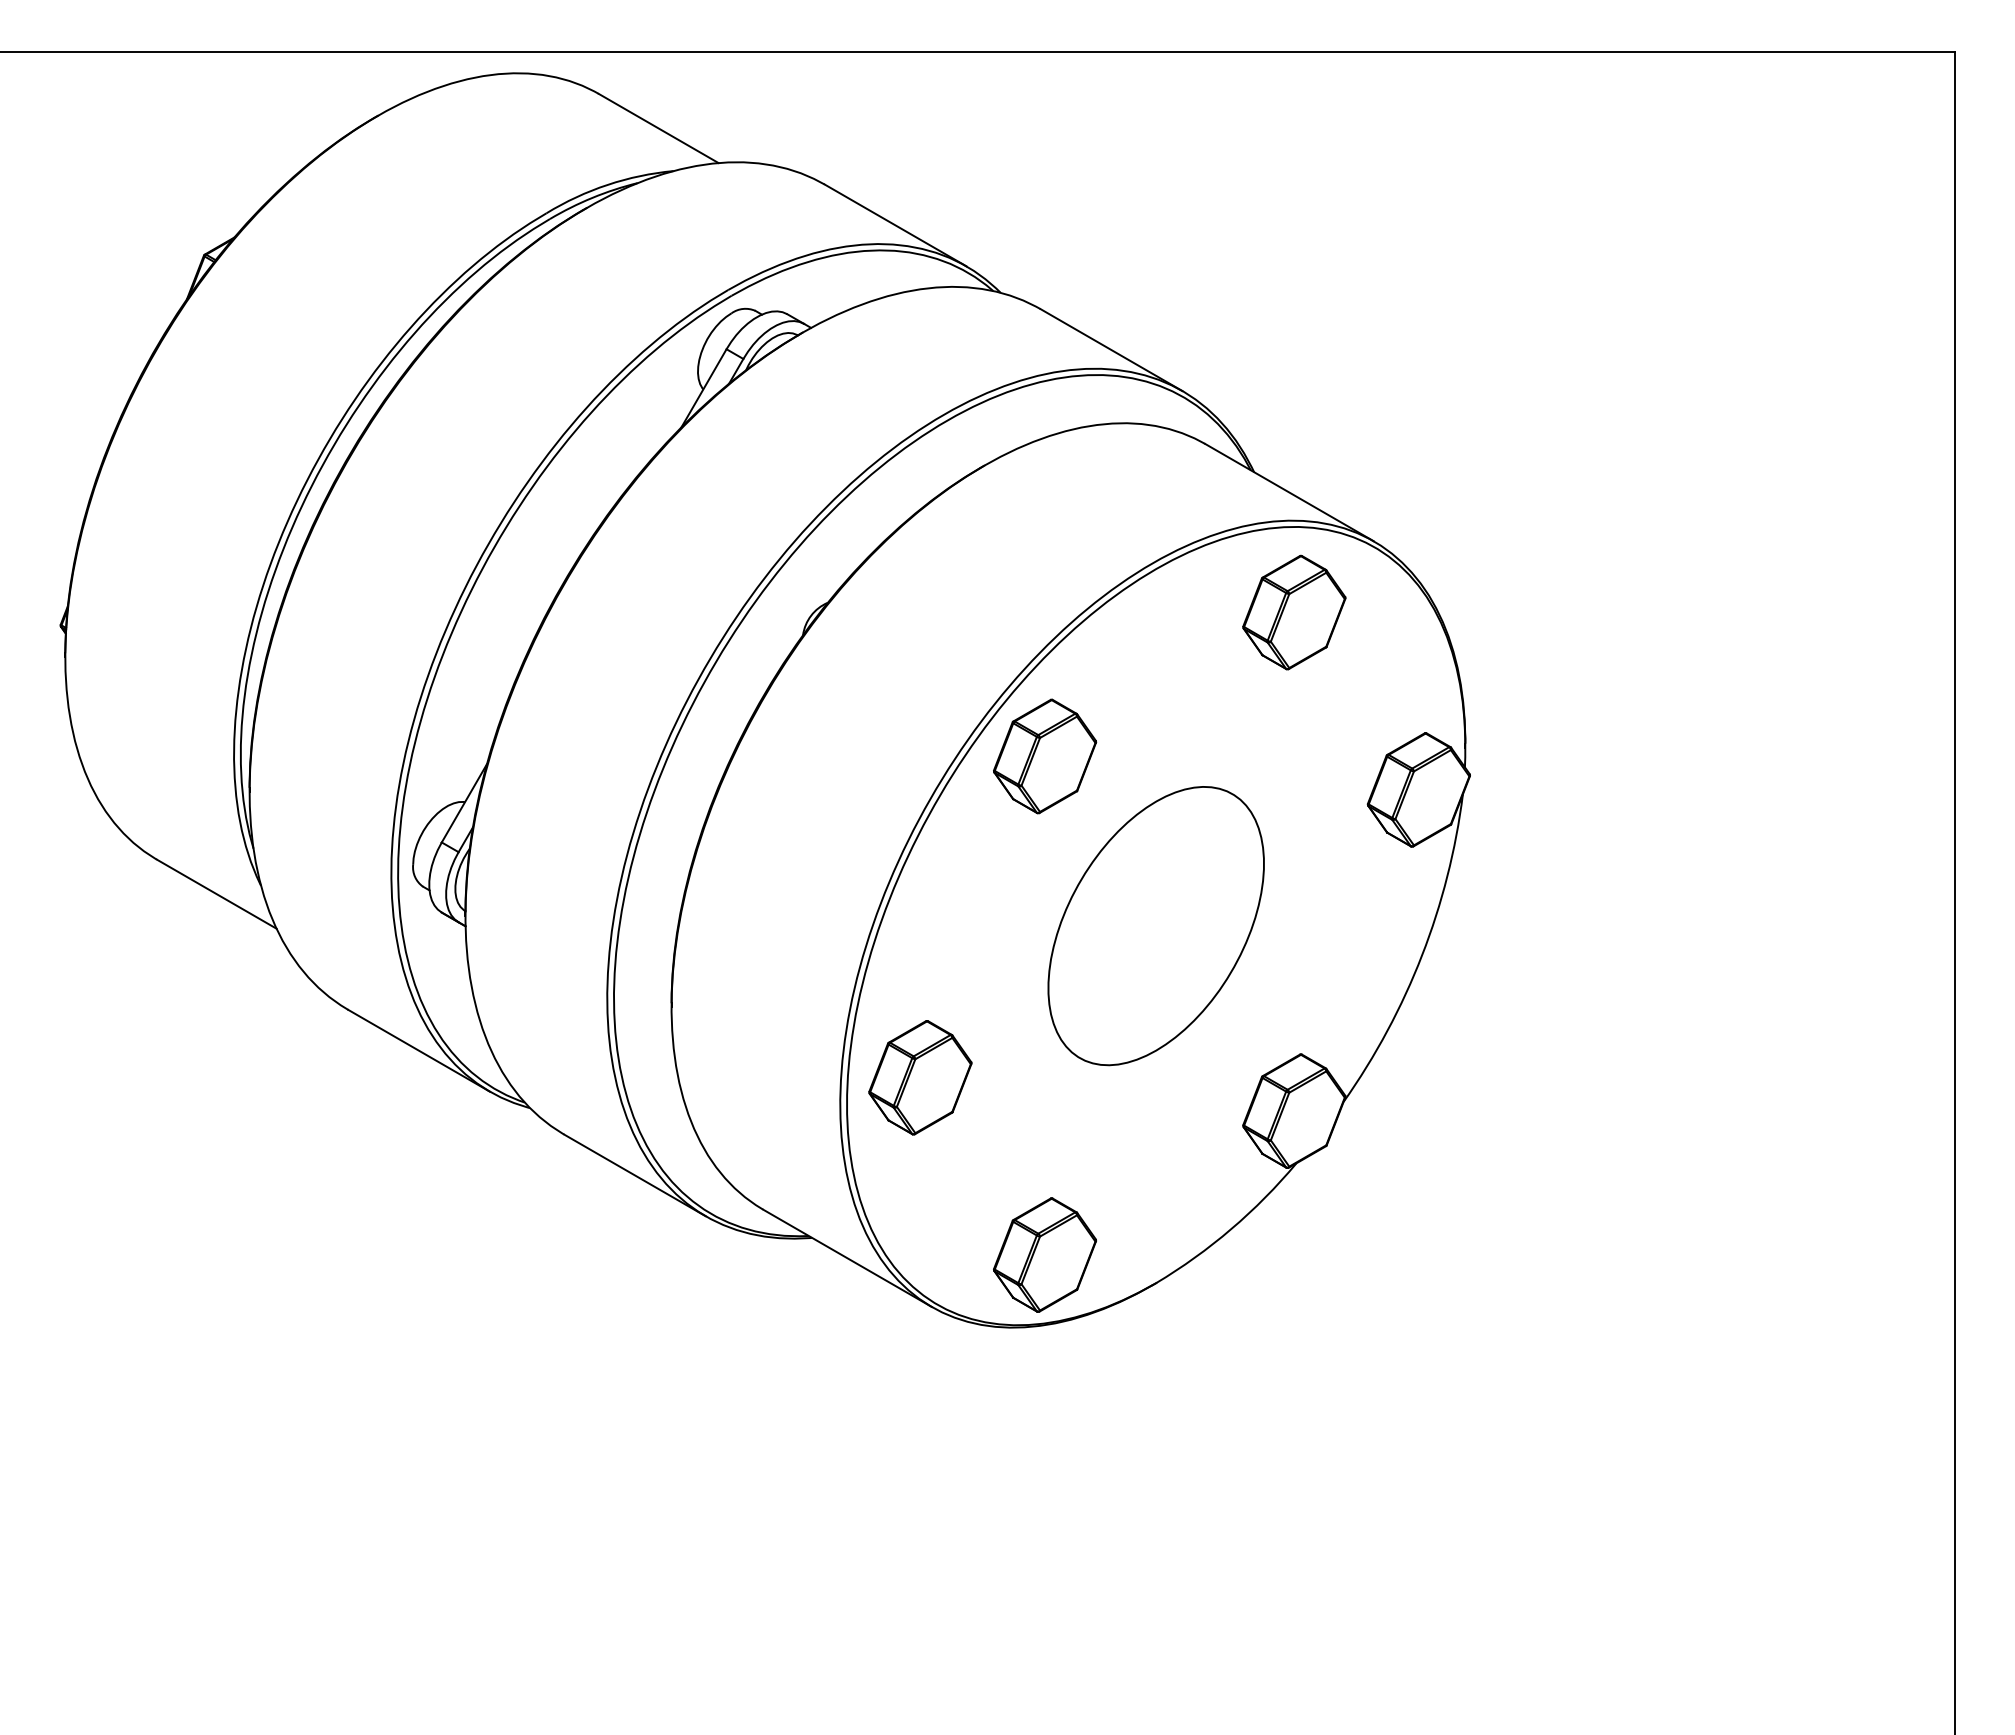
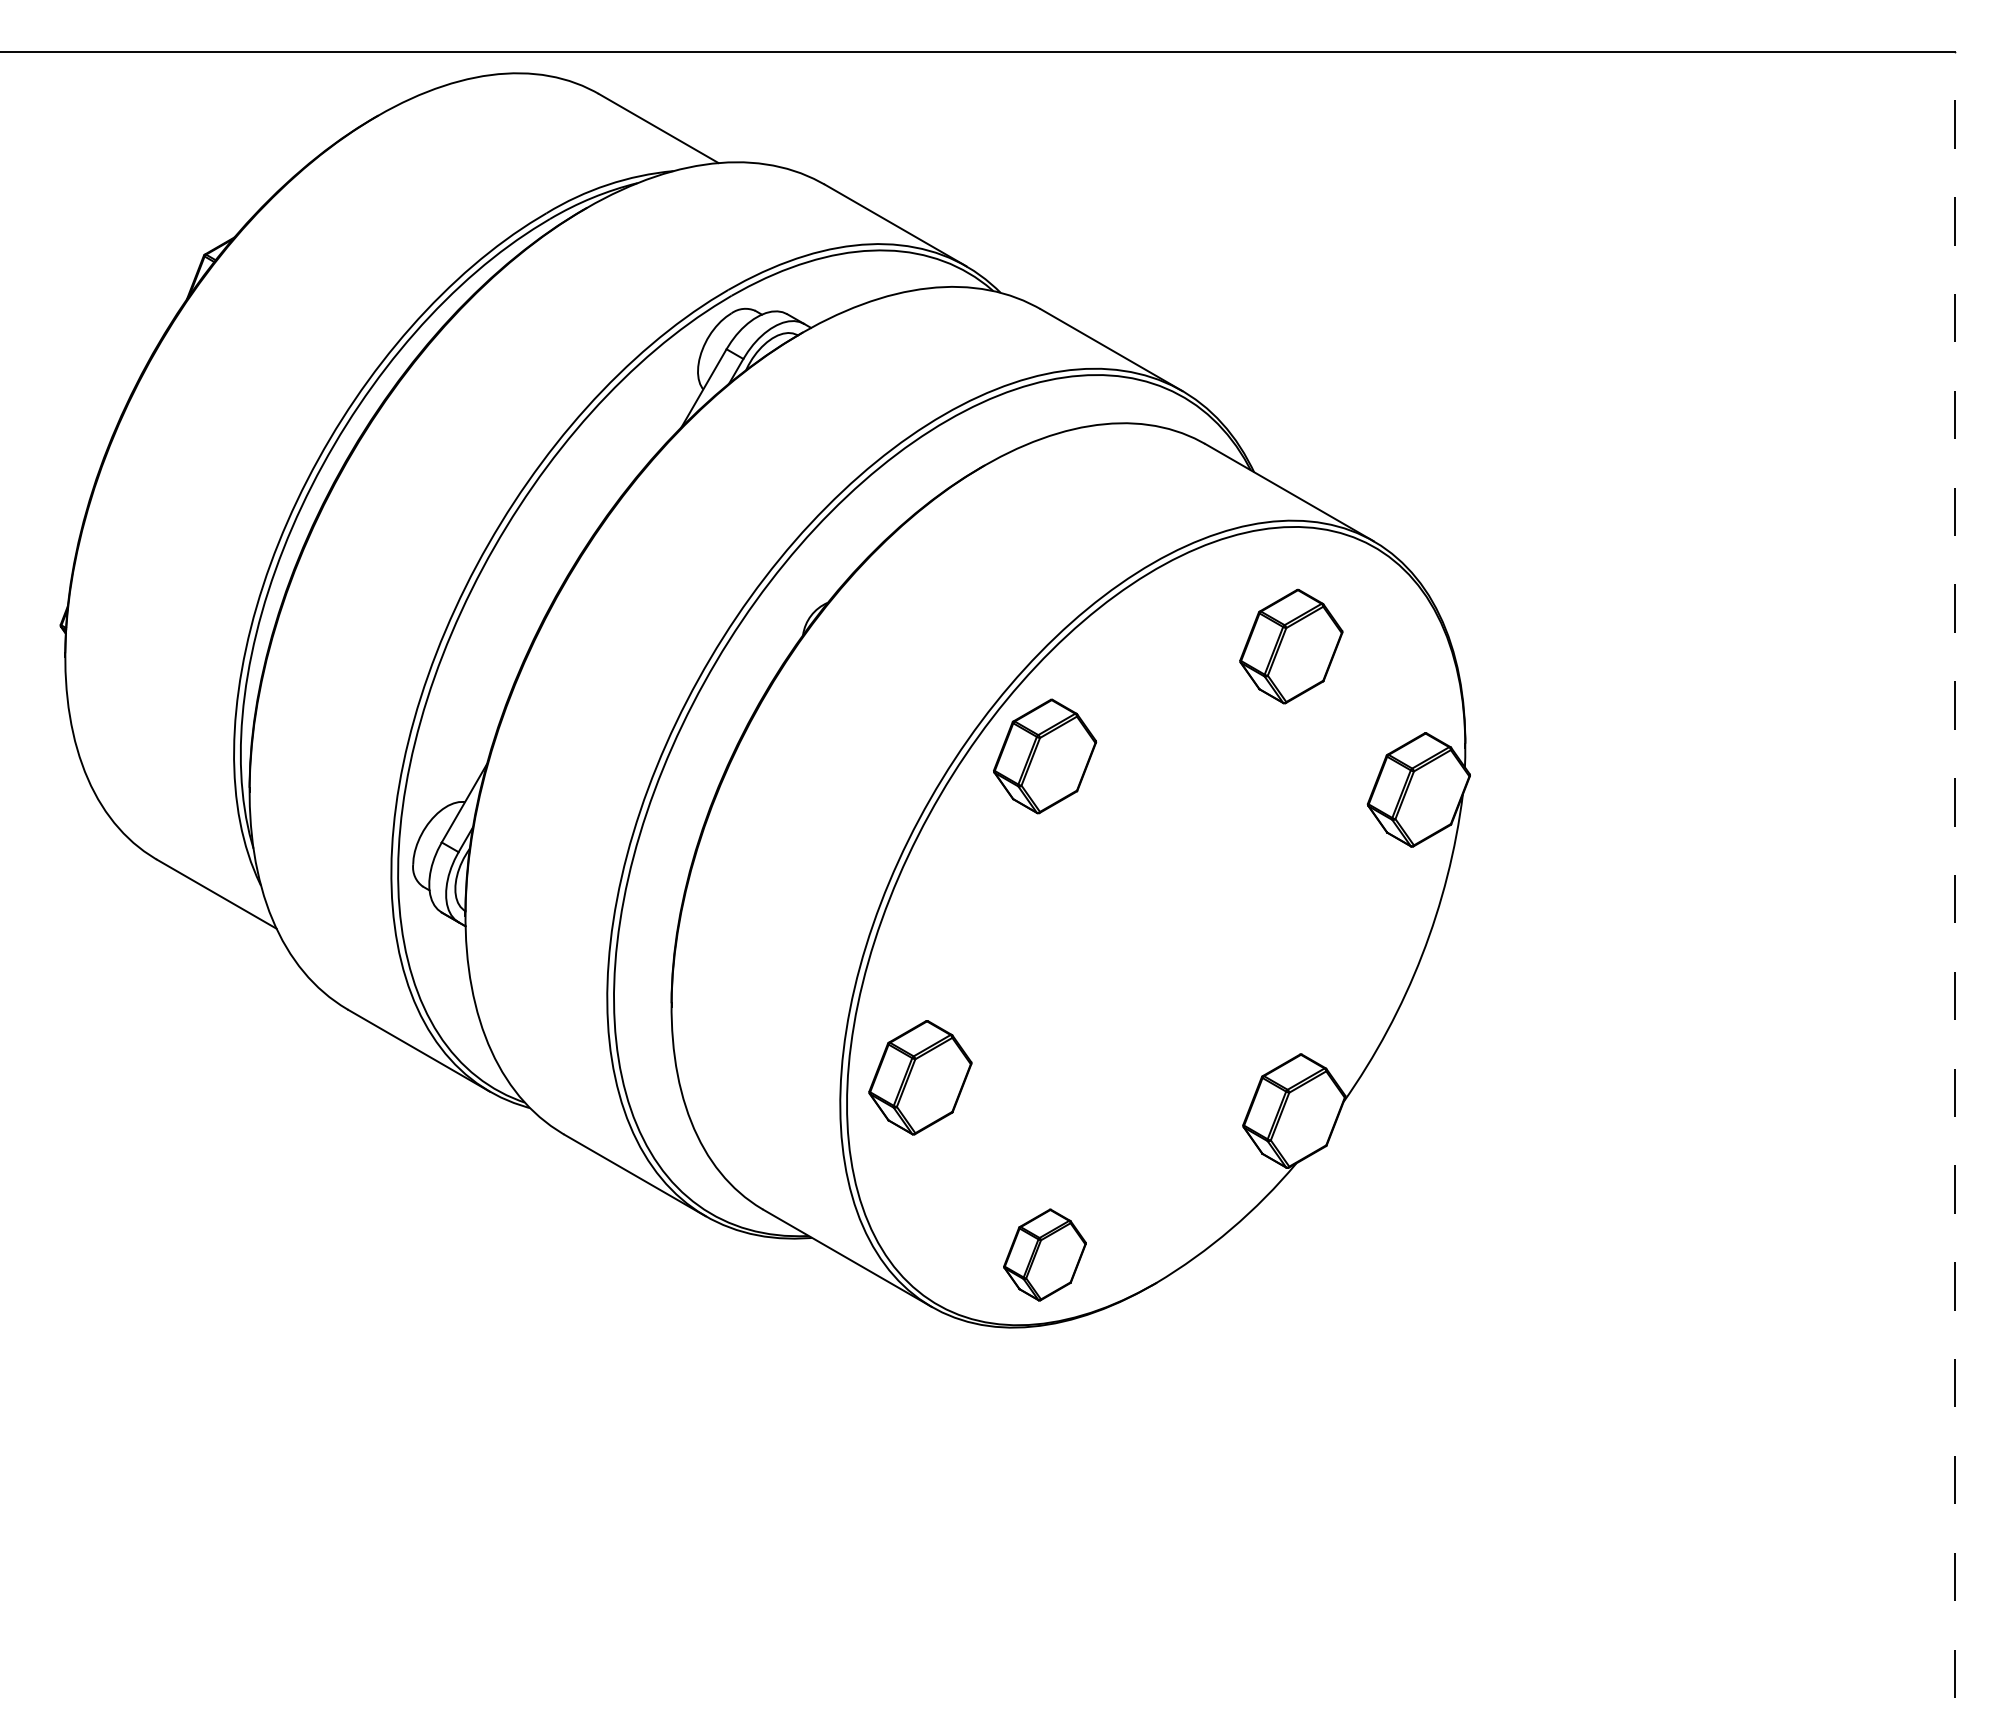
part position: (1294, 612) -> (1291, 646) (1291, 646)
line: solid -> dashed (1954, 892)
part: present -> none (1155, 926)
part size: 104x116 px -> 84x94 px (1044, 1254)
